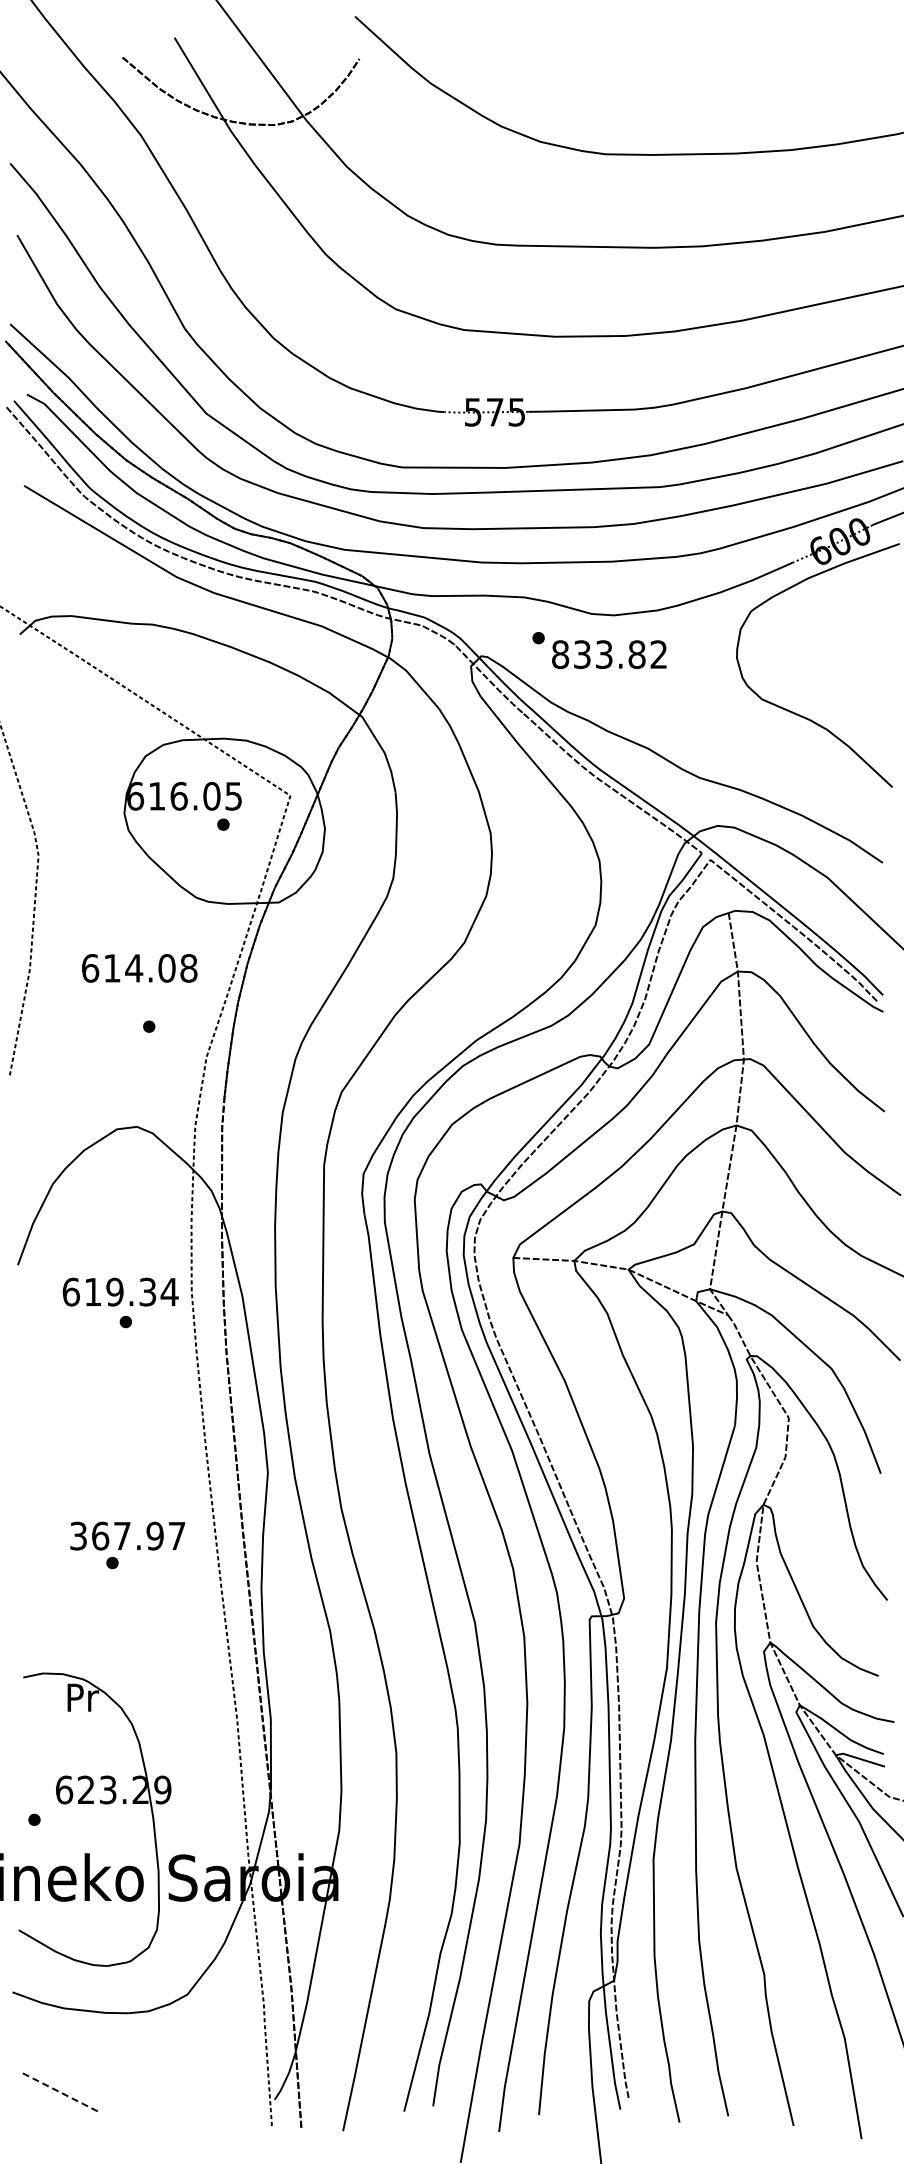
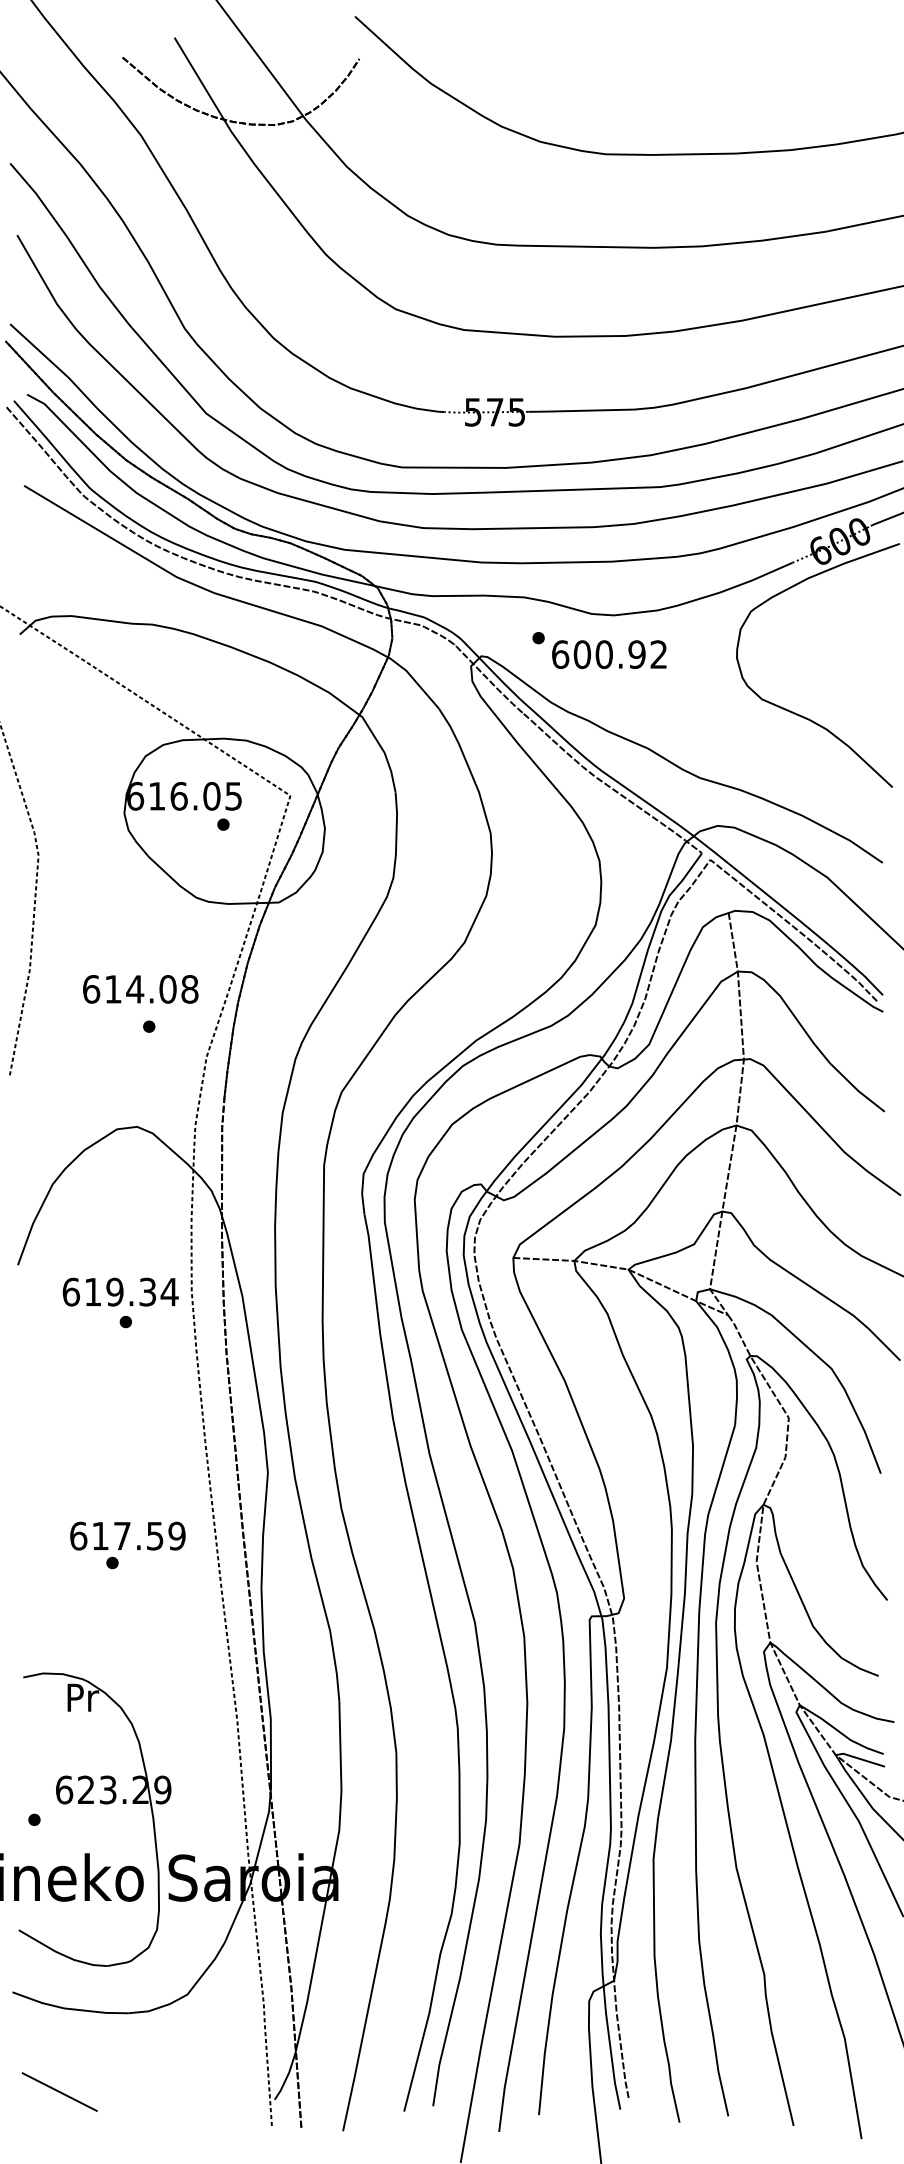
text: 833.82 -> 600.92 (598, 654)
text position: (139, 968) -> (140, 989) (140, 989)
text: 367.97 -> 617.59 (127, 1535)
line: dashed -> solid (59, 2091)
